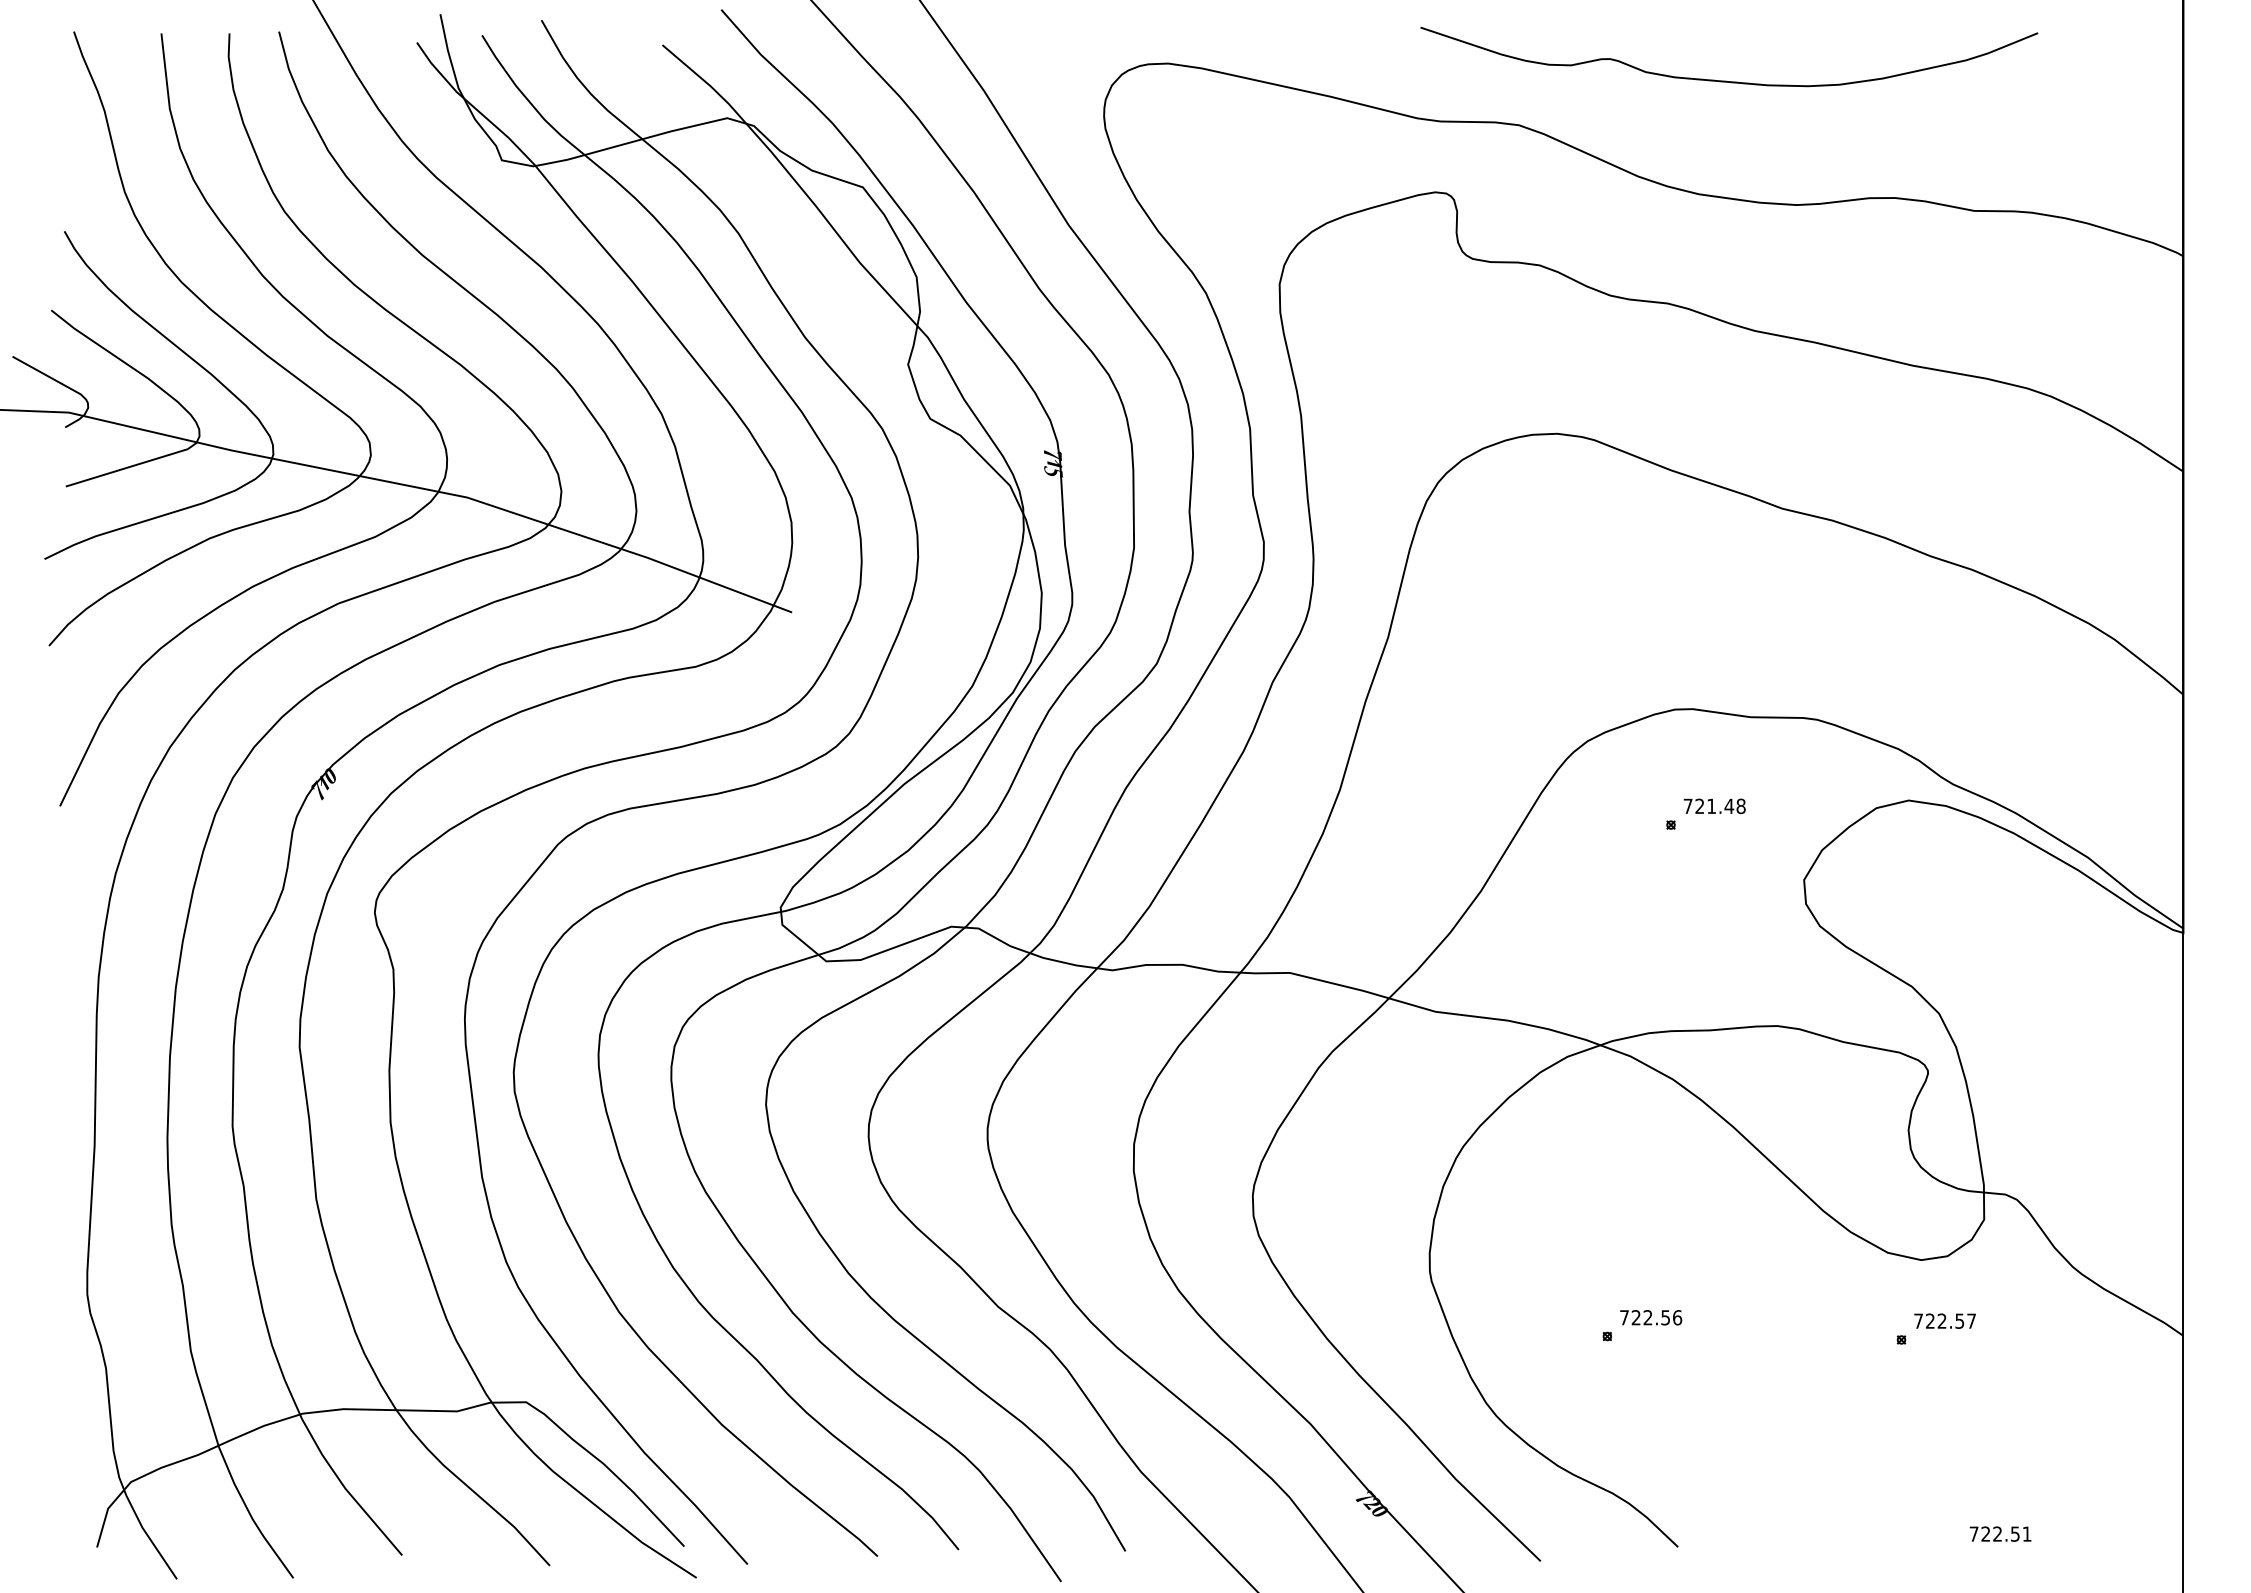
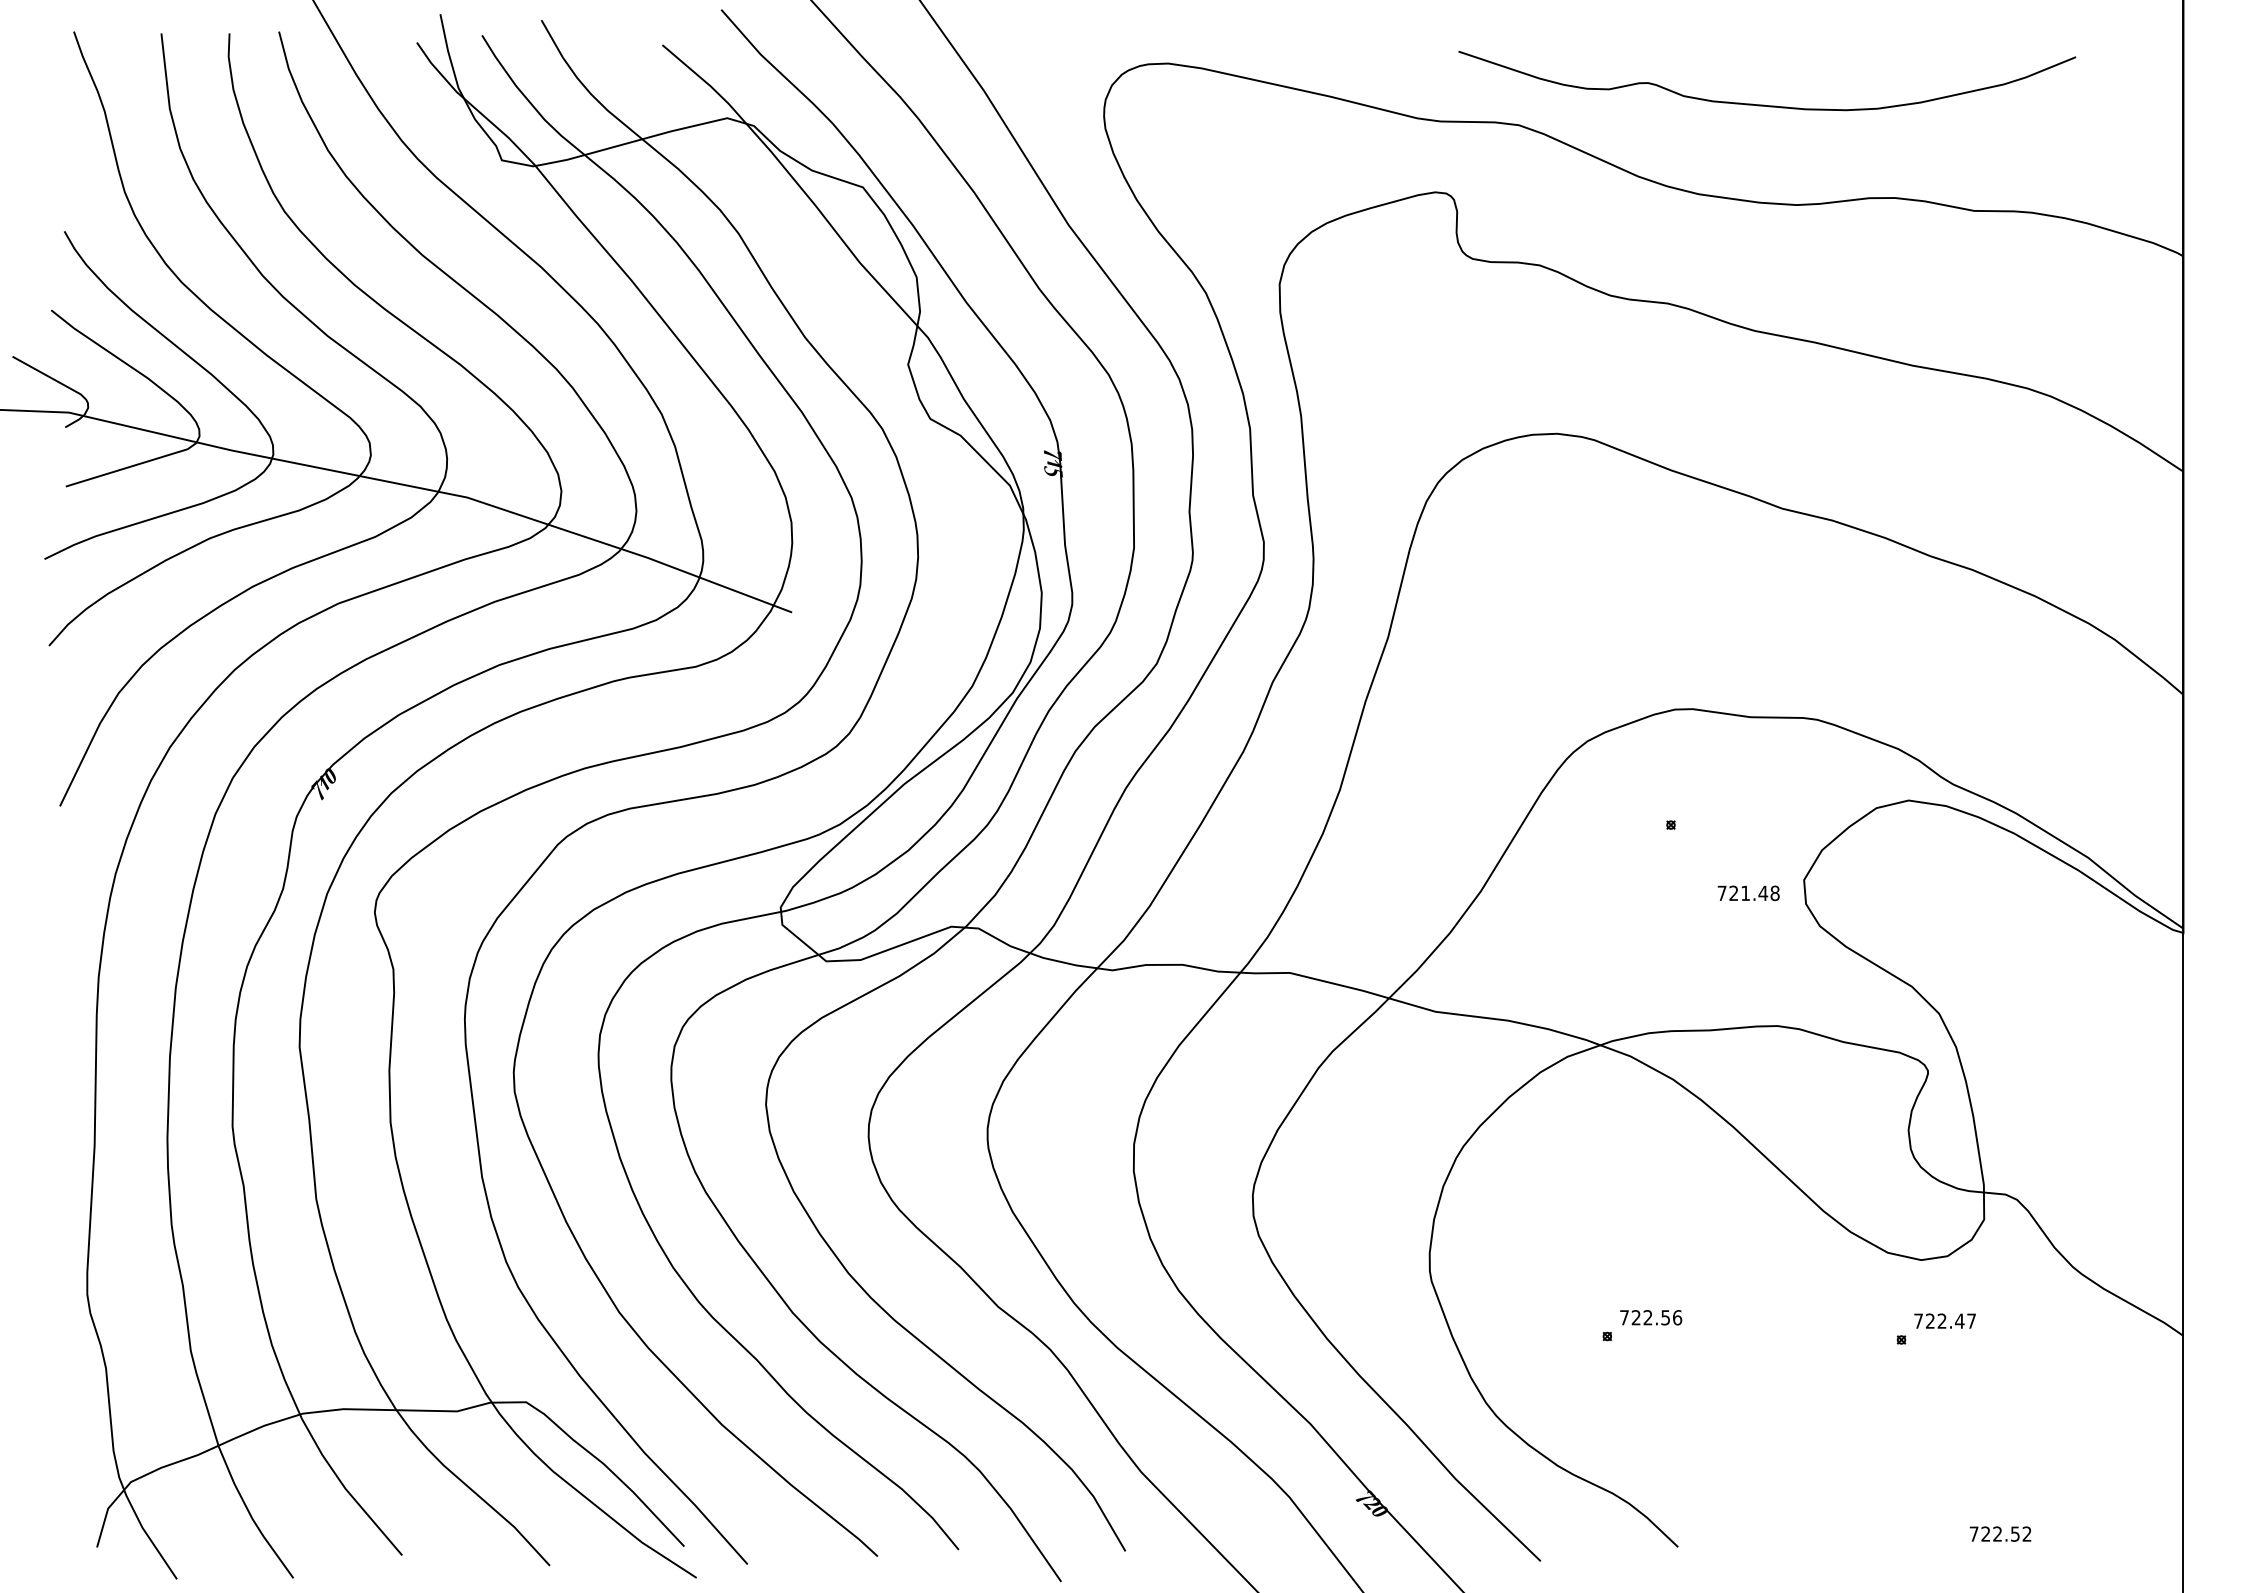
curve position: (1726, 80) -> (1764, 104) (1764, 104)
text position: (1714, 806) -> (1748, 893) (1748, 893)
text: 722.57 -> 722.47 (1959, 1320)
text: 722.51 -> 722.52 (2026, 1533)
